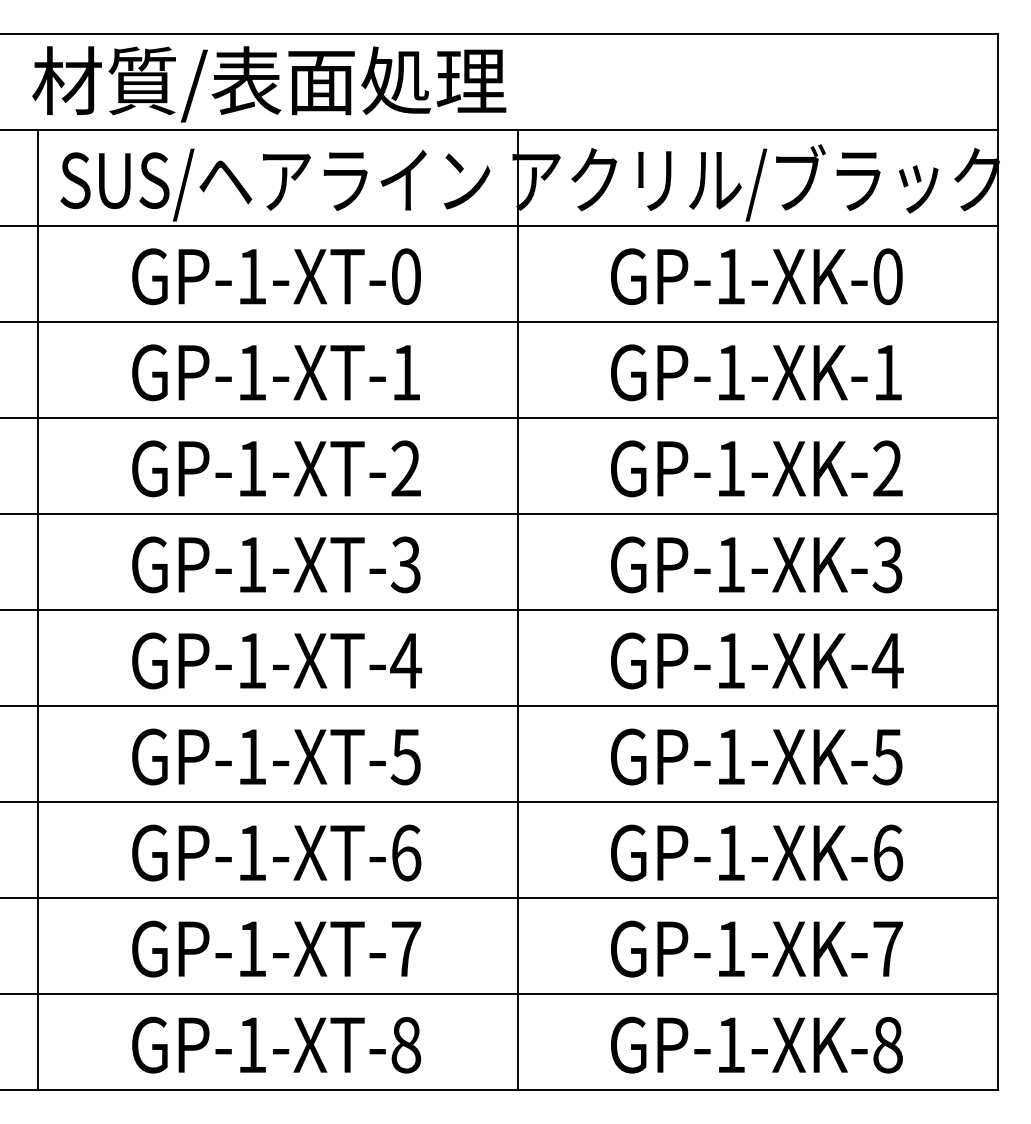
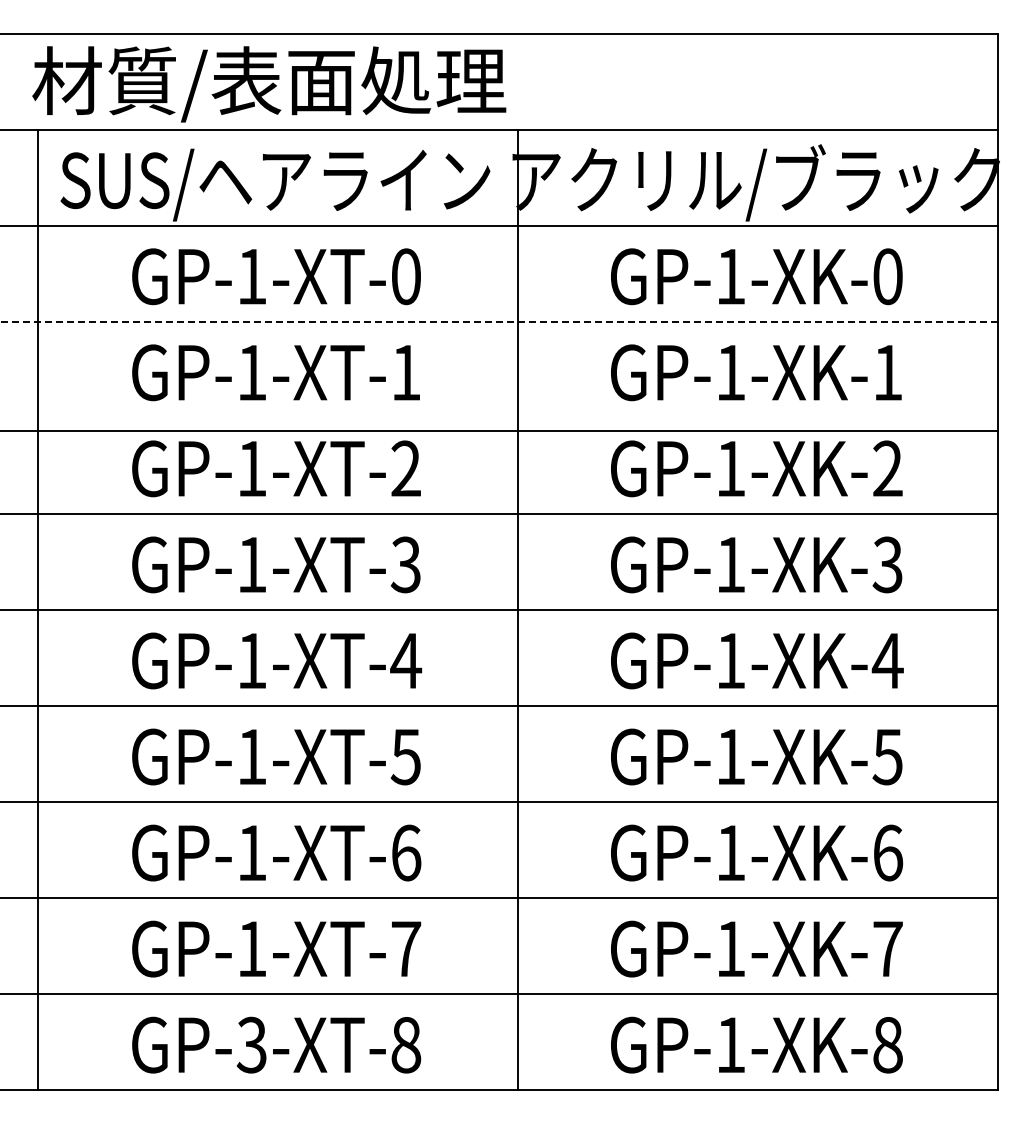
line: solid -> dashed (499, 321)
line position: (500, 417) -> (500, 430) (500, 430)
text: GP-1-XT-8 -> GP-3-XT-8 (251, 1044)
